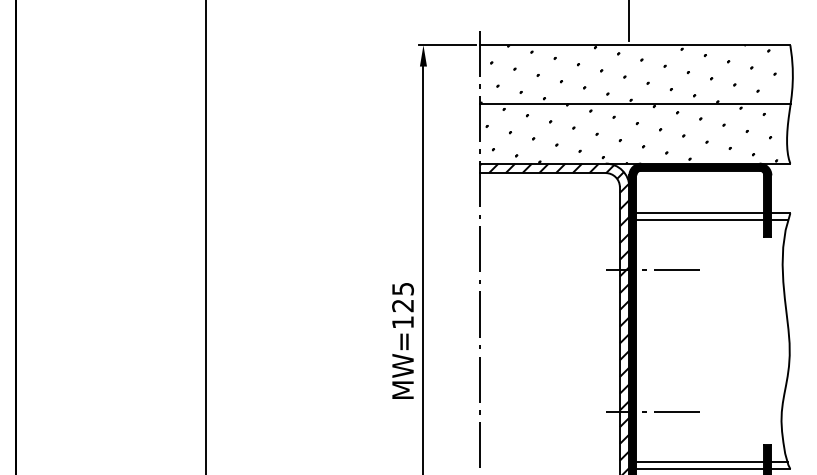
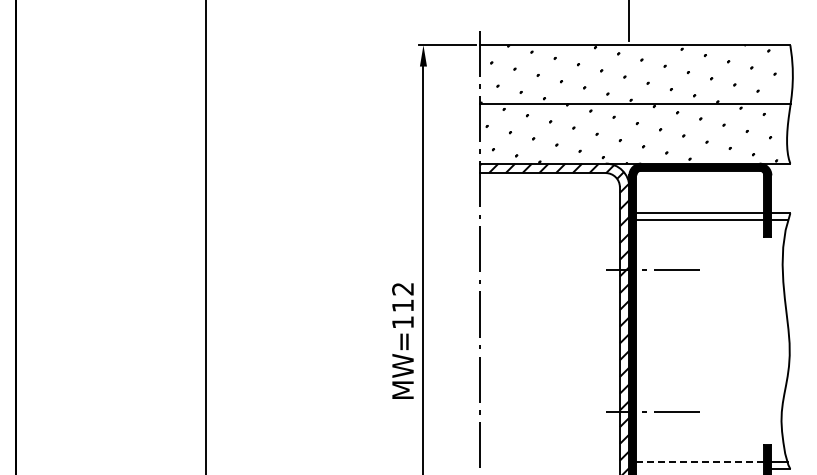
text: MW=125 -> MW=112 (402, 297)
line: solid -> dashed (700, 461)
line: present -> none (700, 468)
